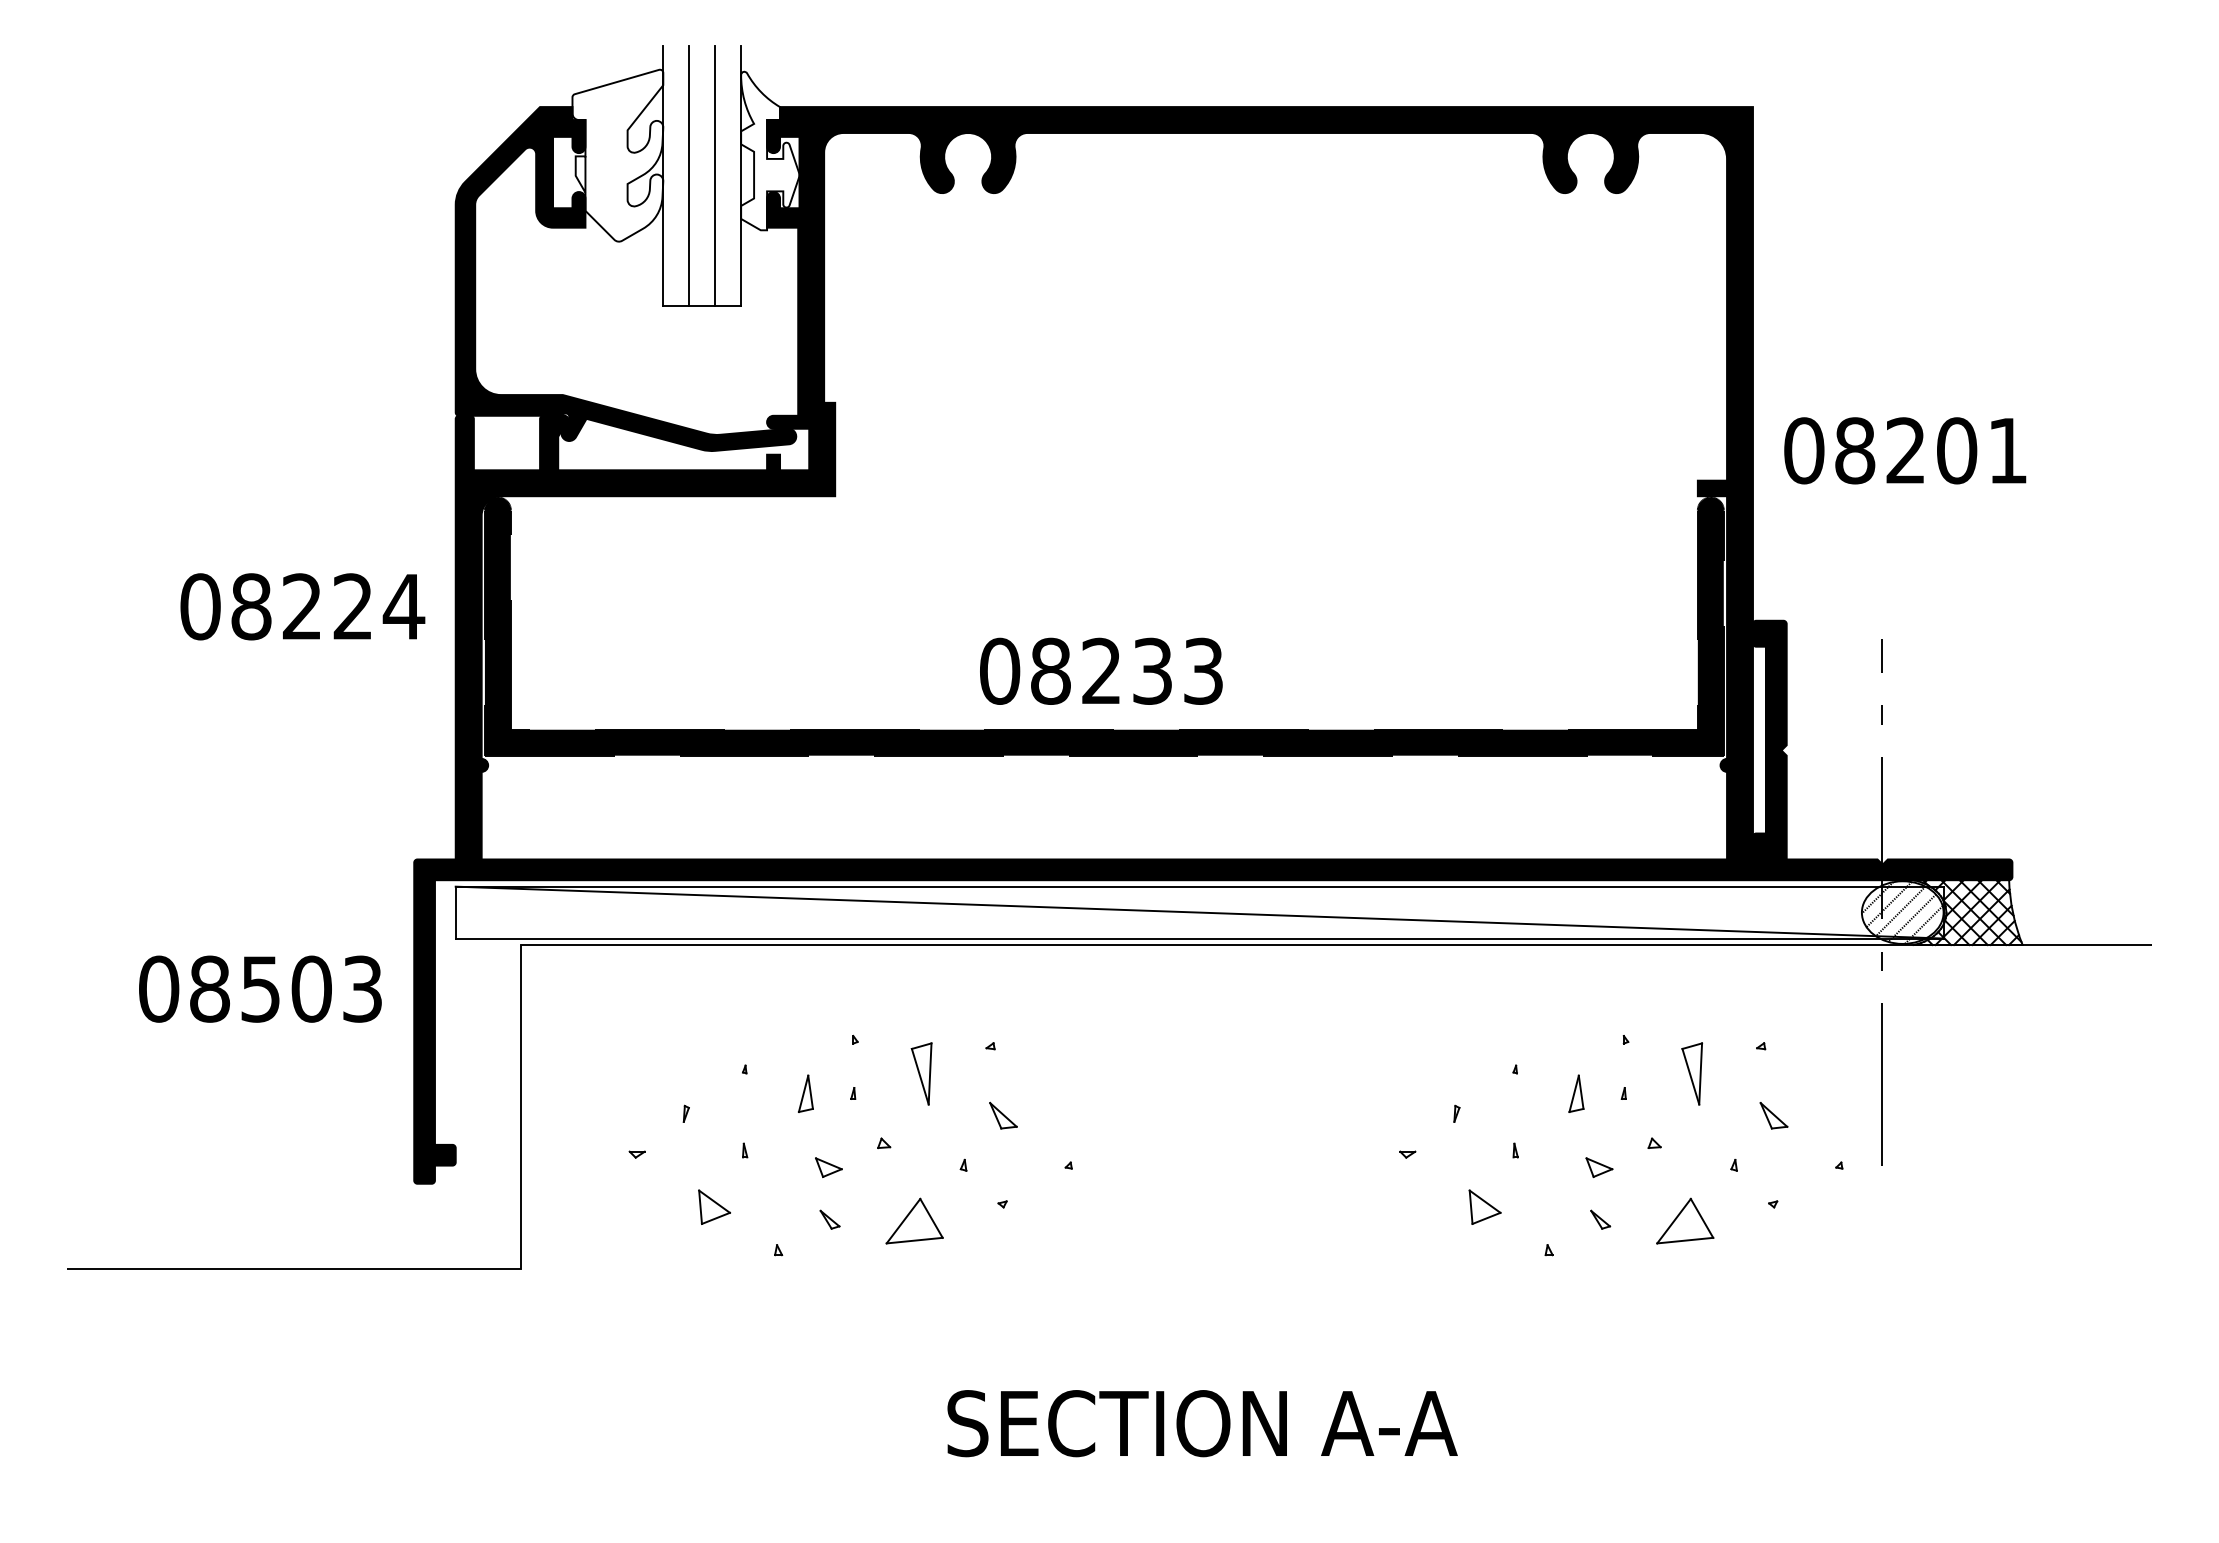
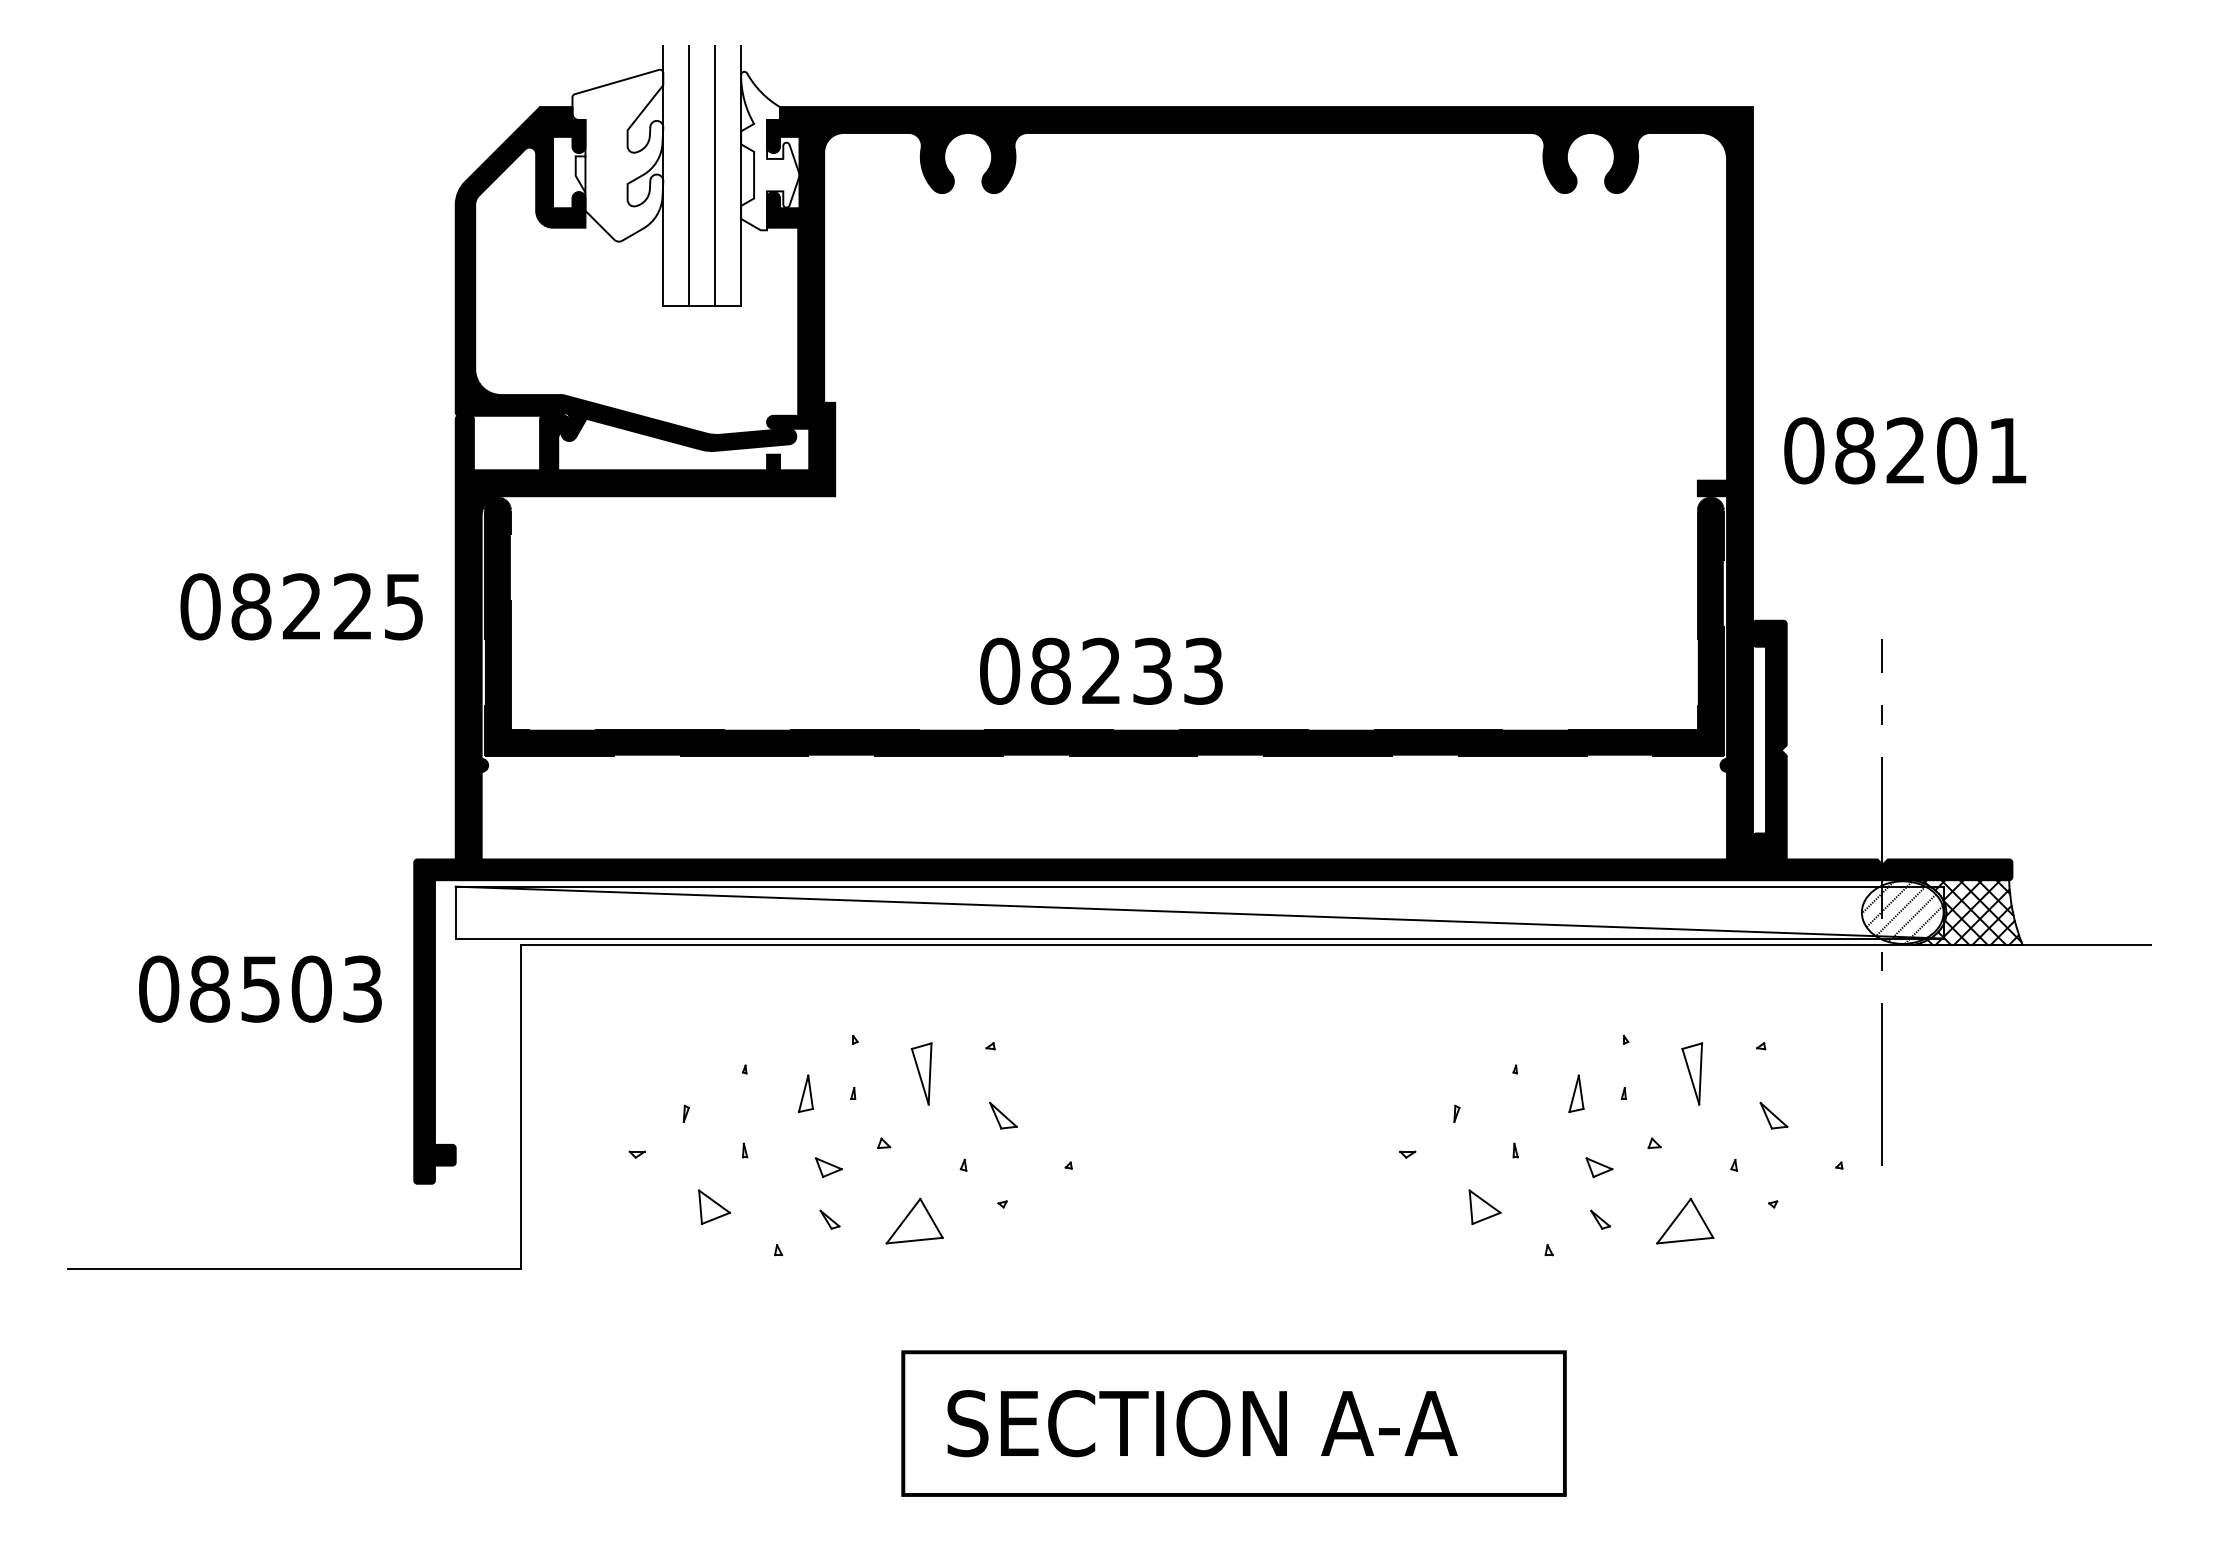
text: 08224 -> 08225 (403, 607)
part: none -> present (1233, 1423)
